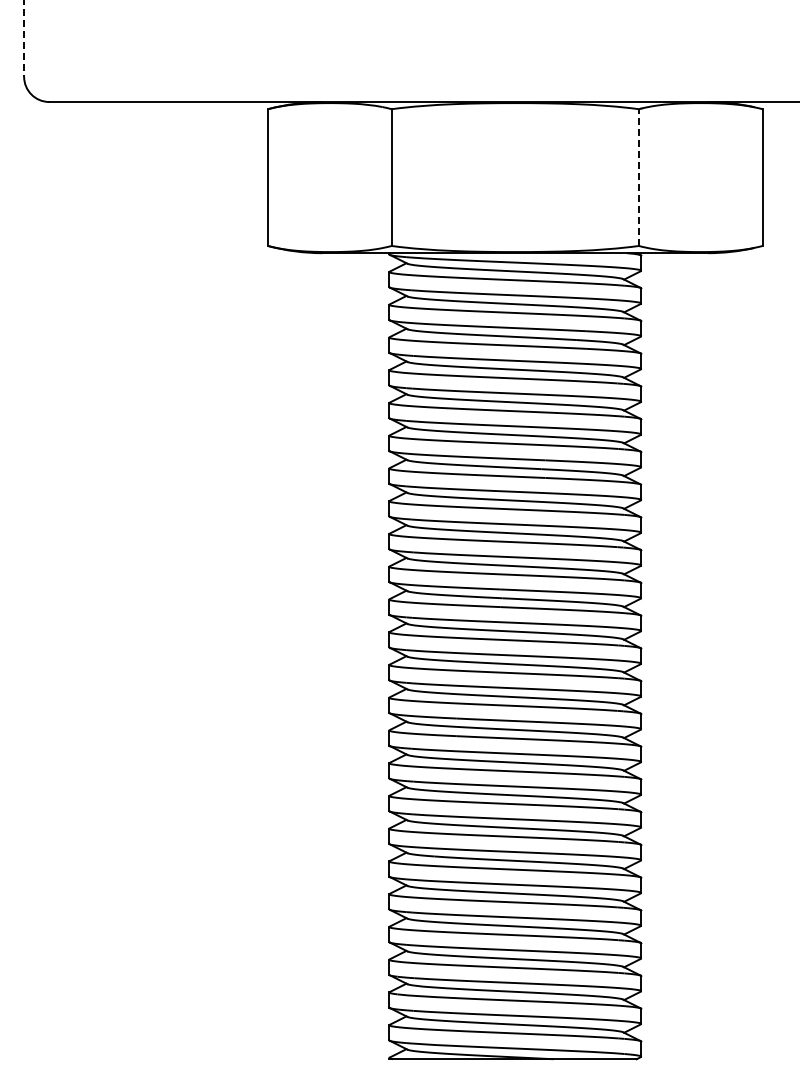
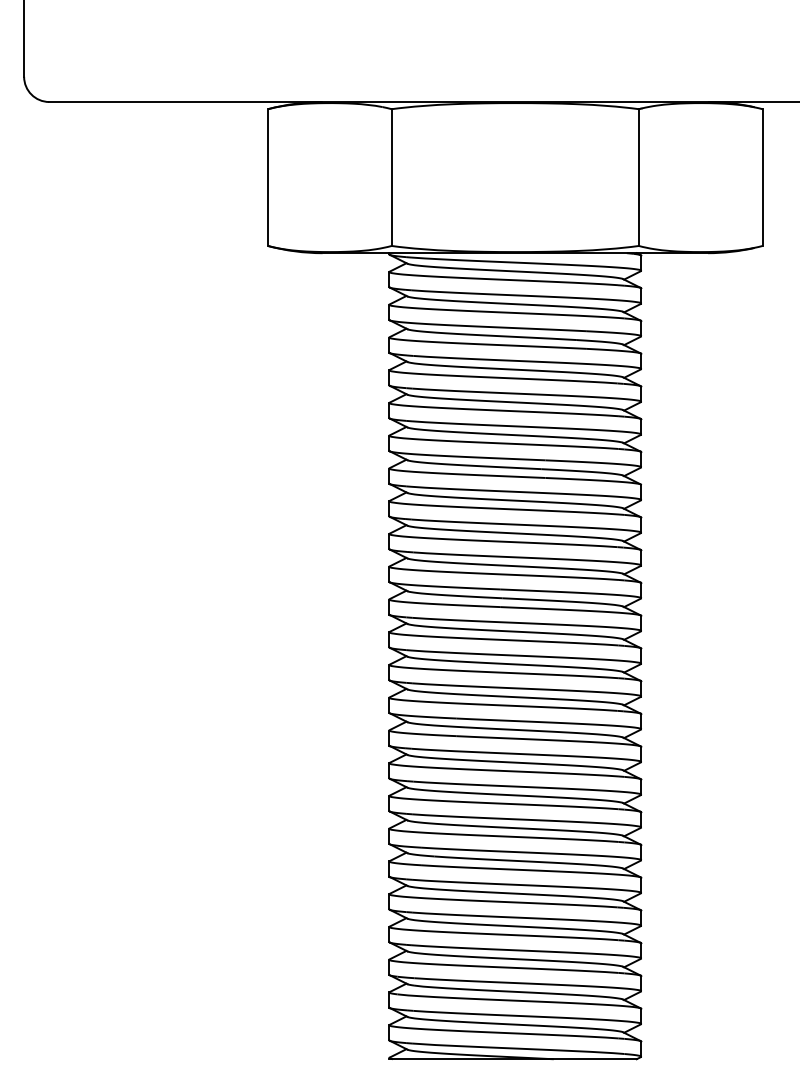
line: dashed -> solid (24, 38)
line: dashed -> solid (638, 177)
